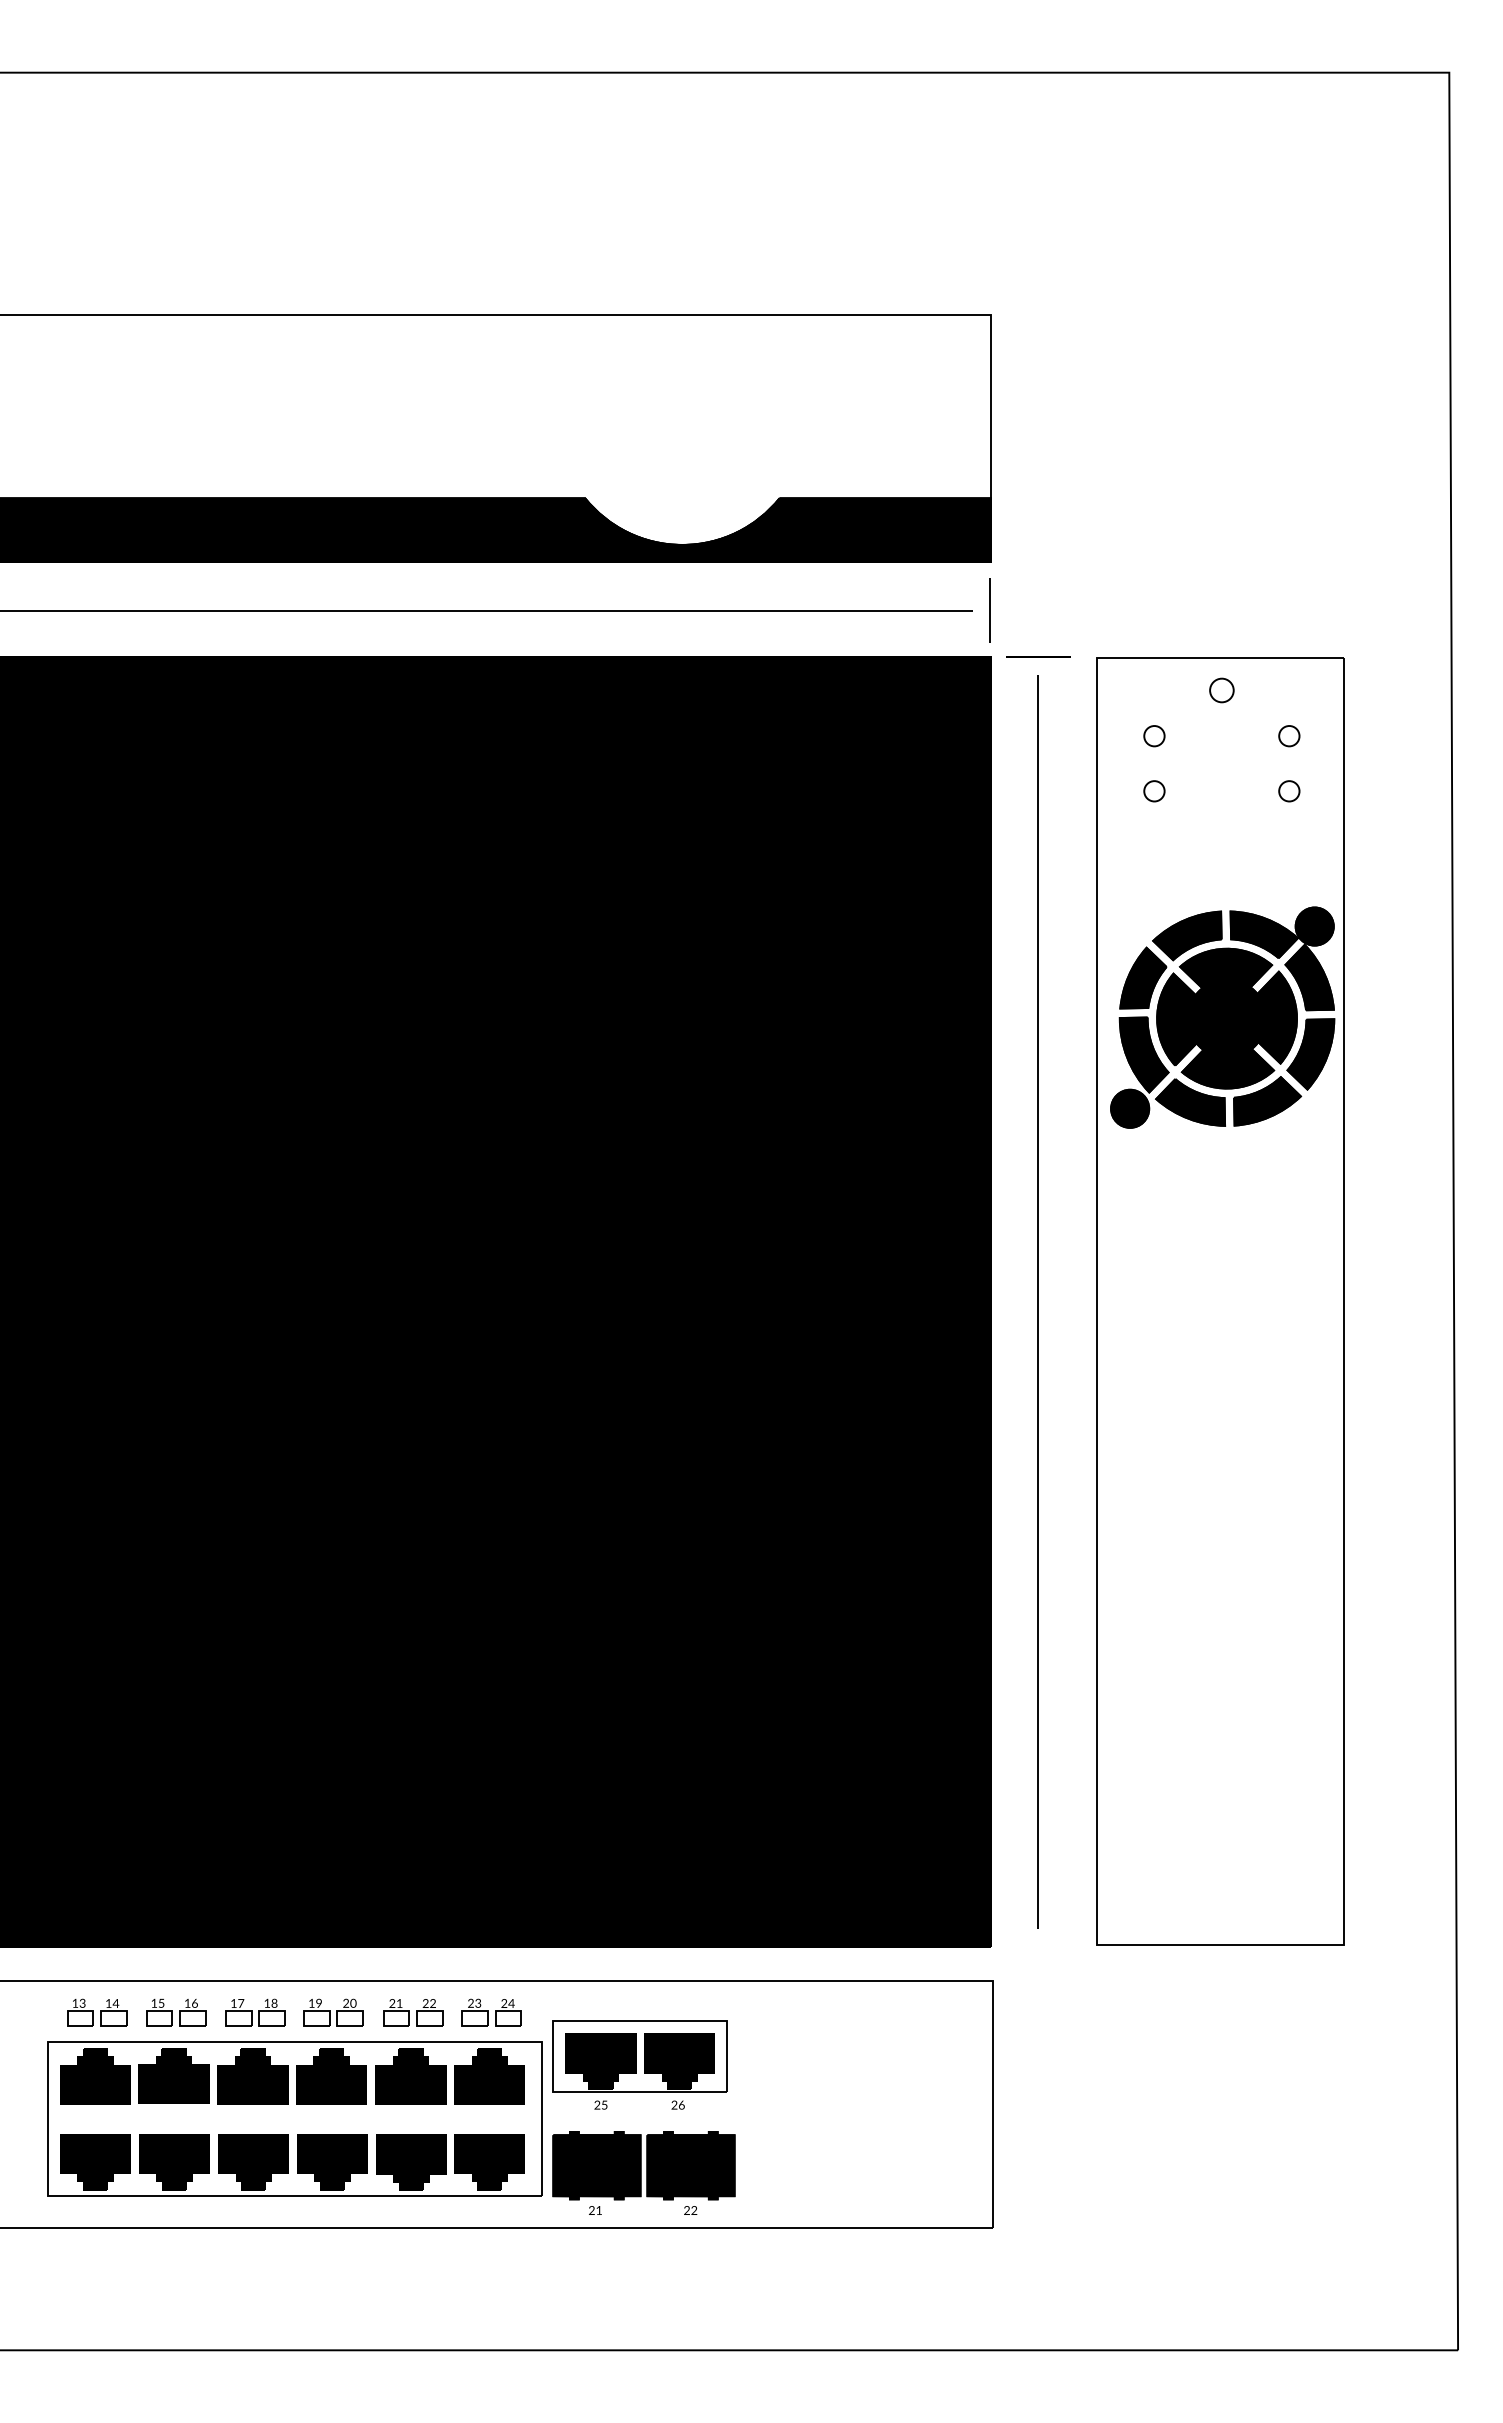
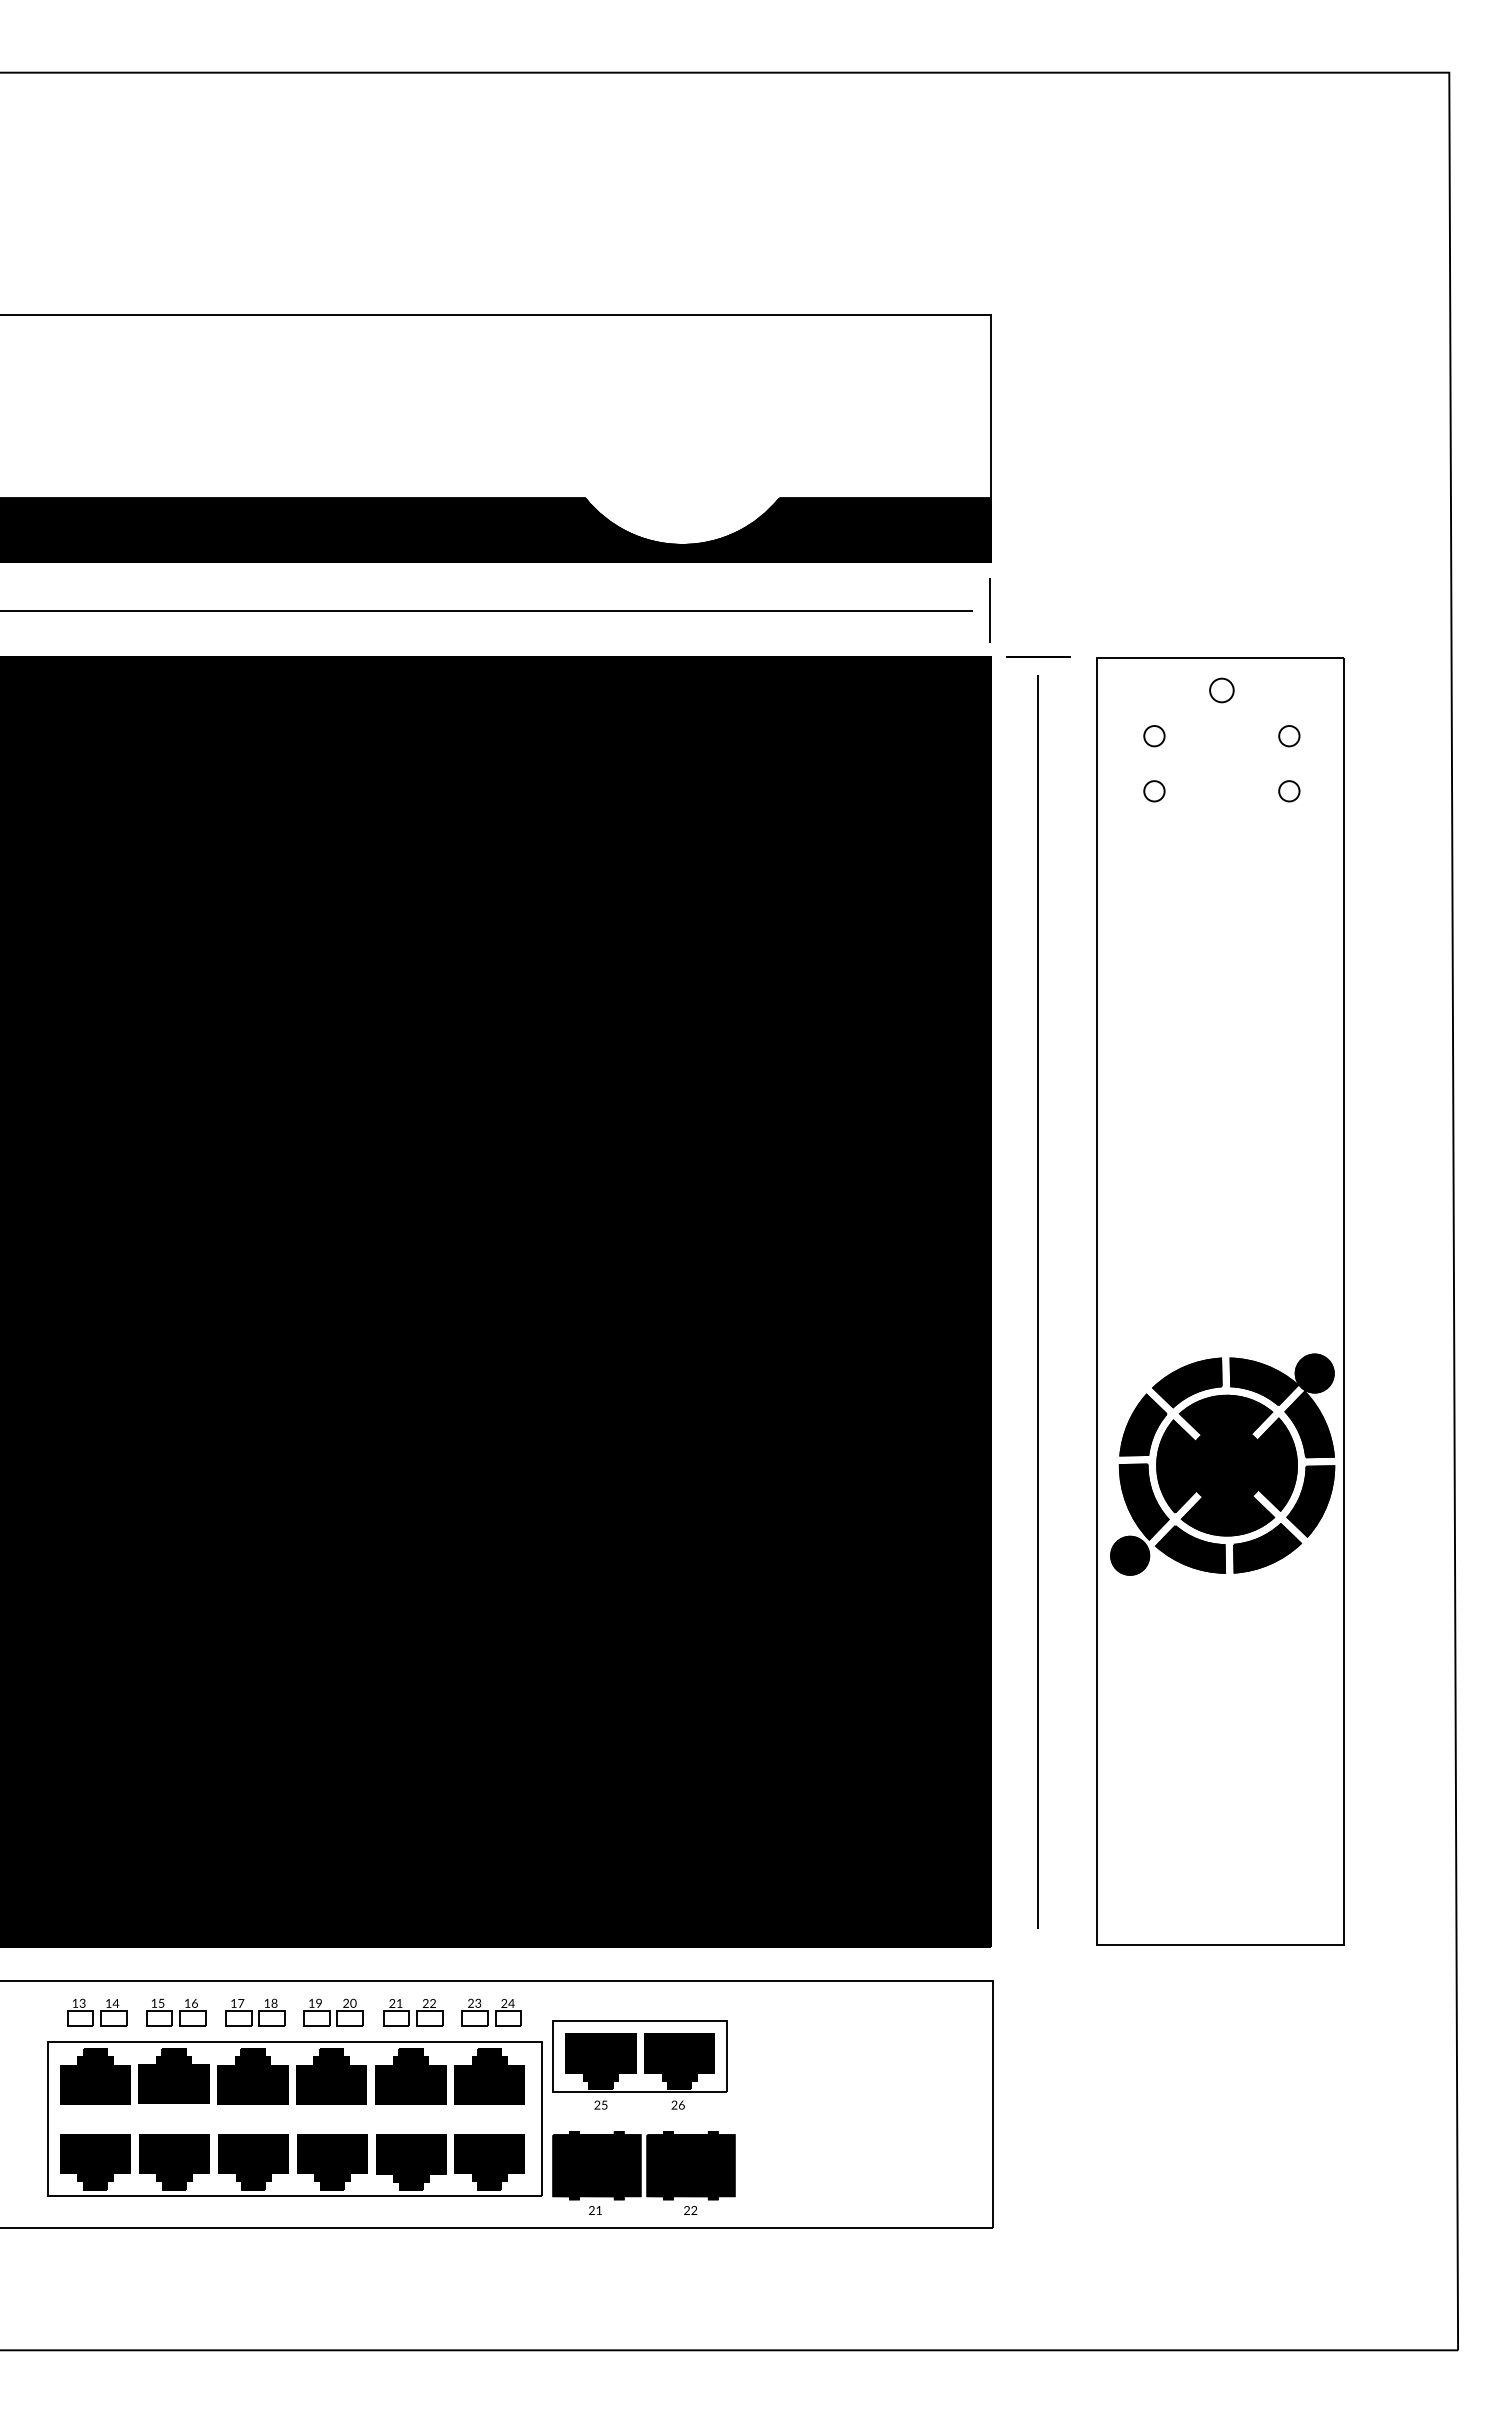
part position: (1222, 1017) -> (1222, 1464) (1222, 1464)
